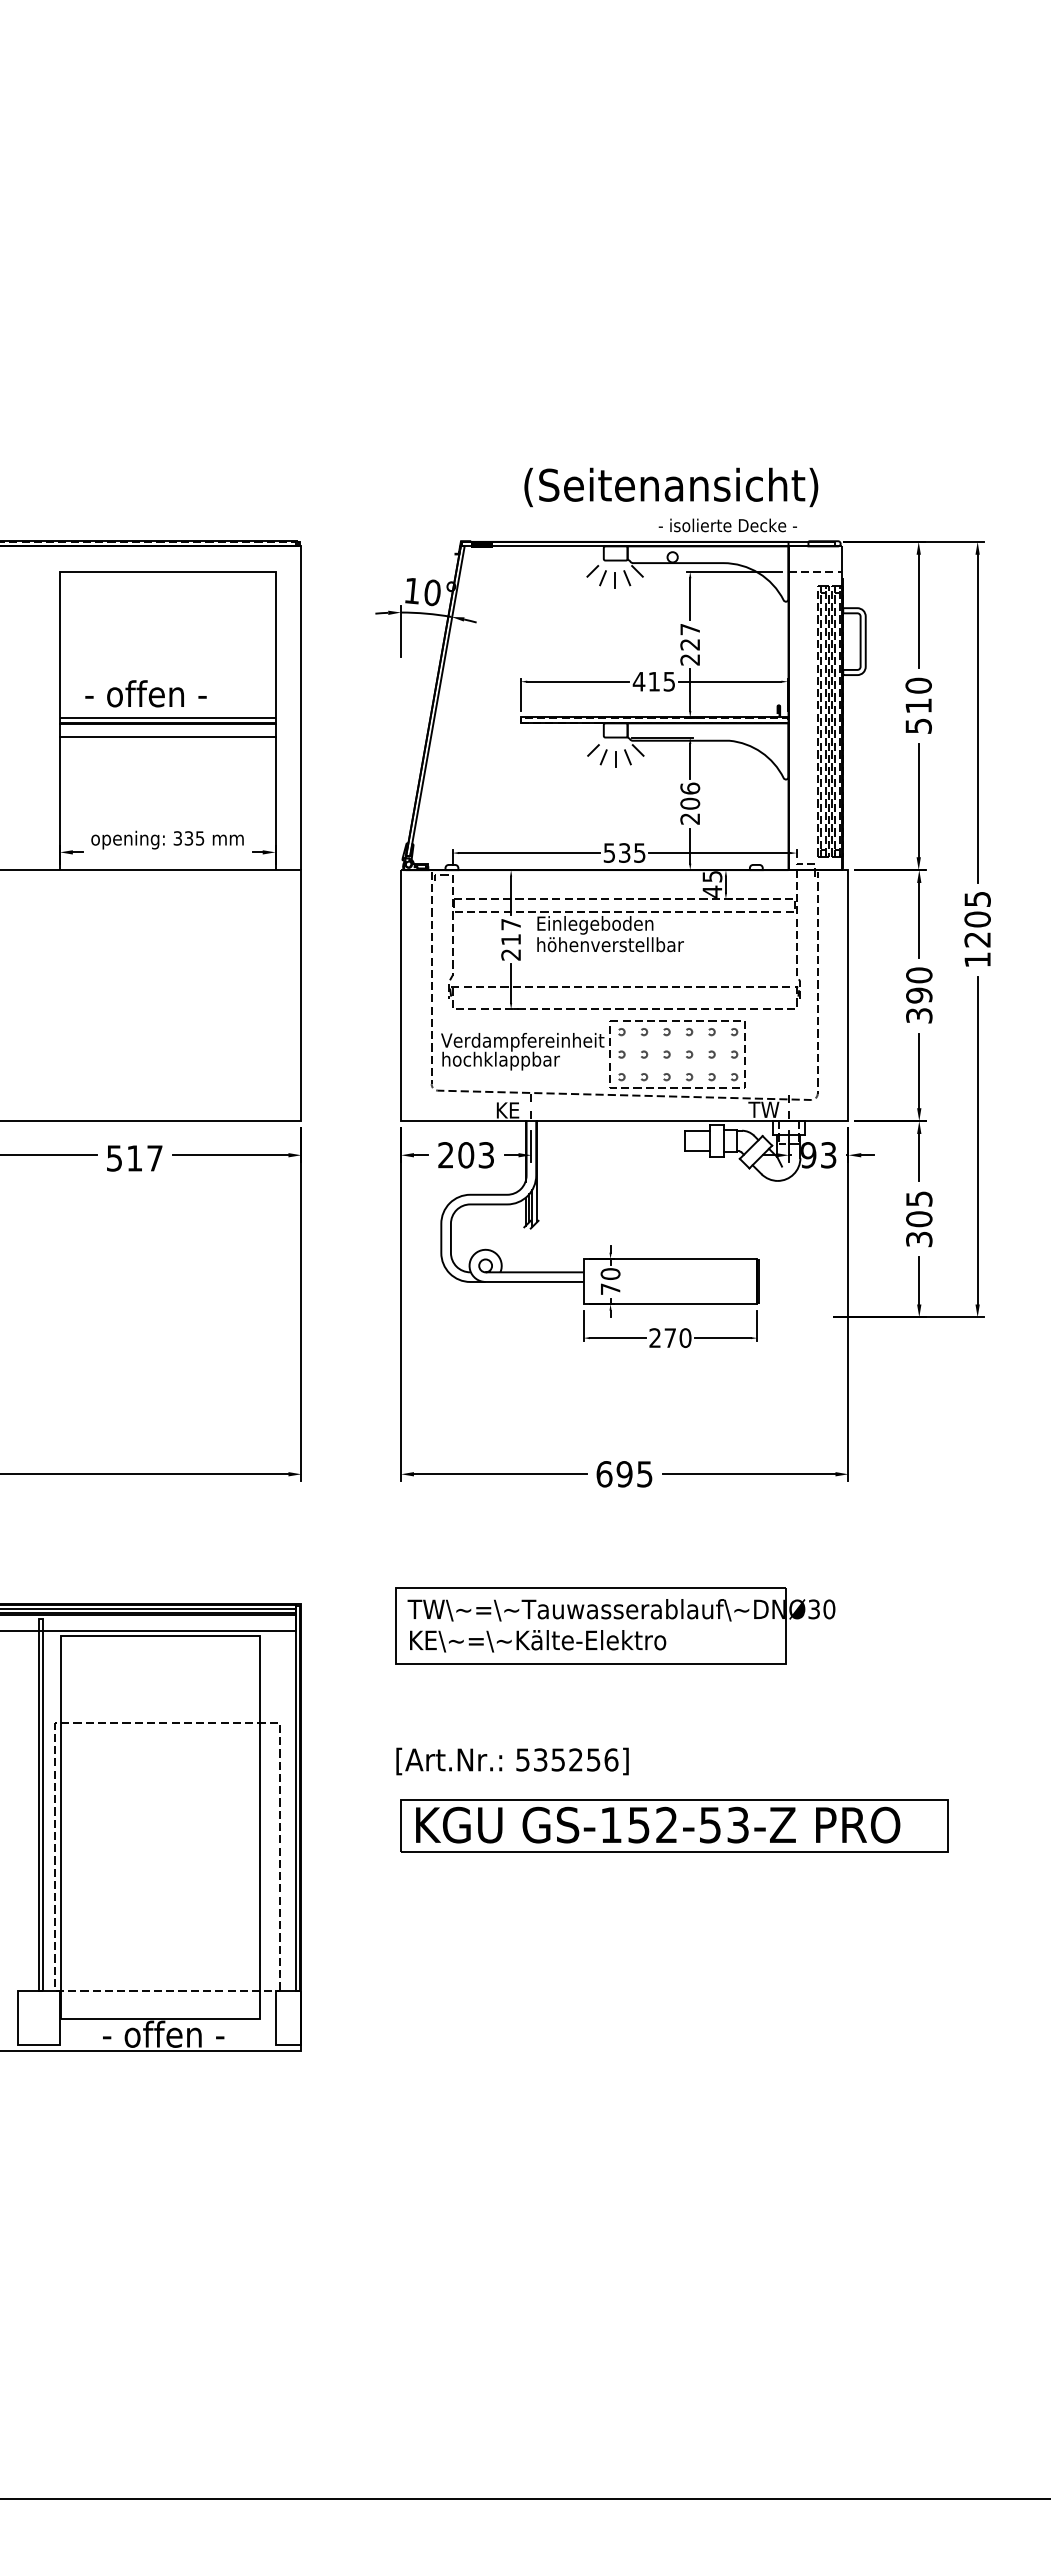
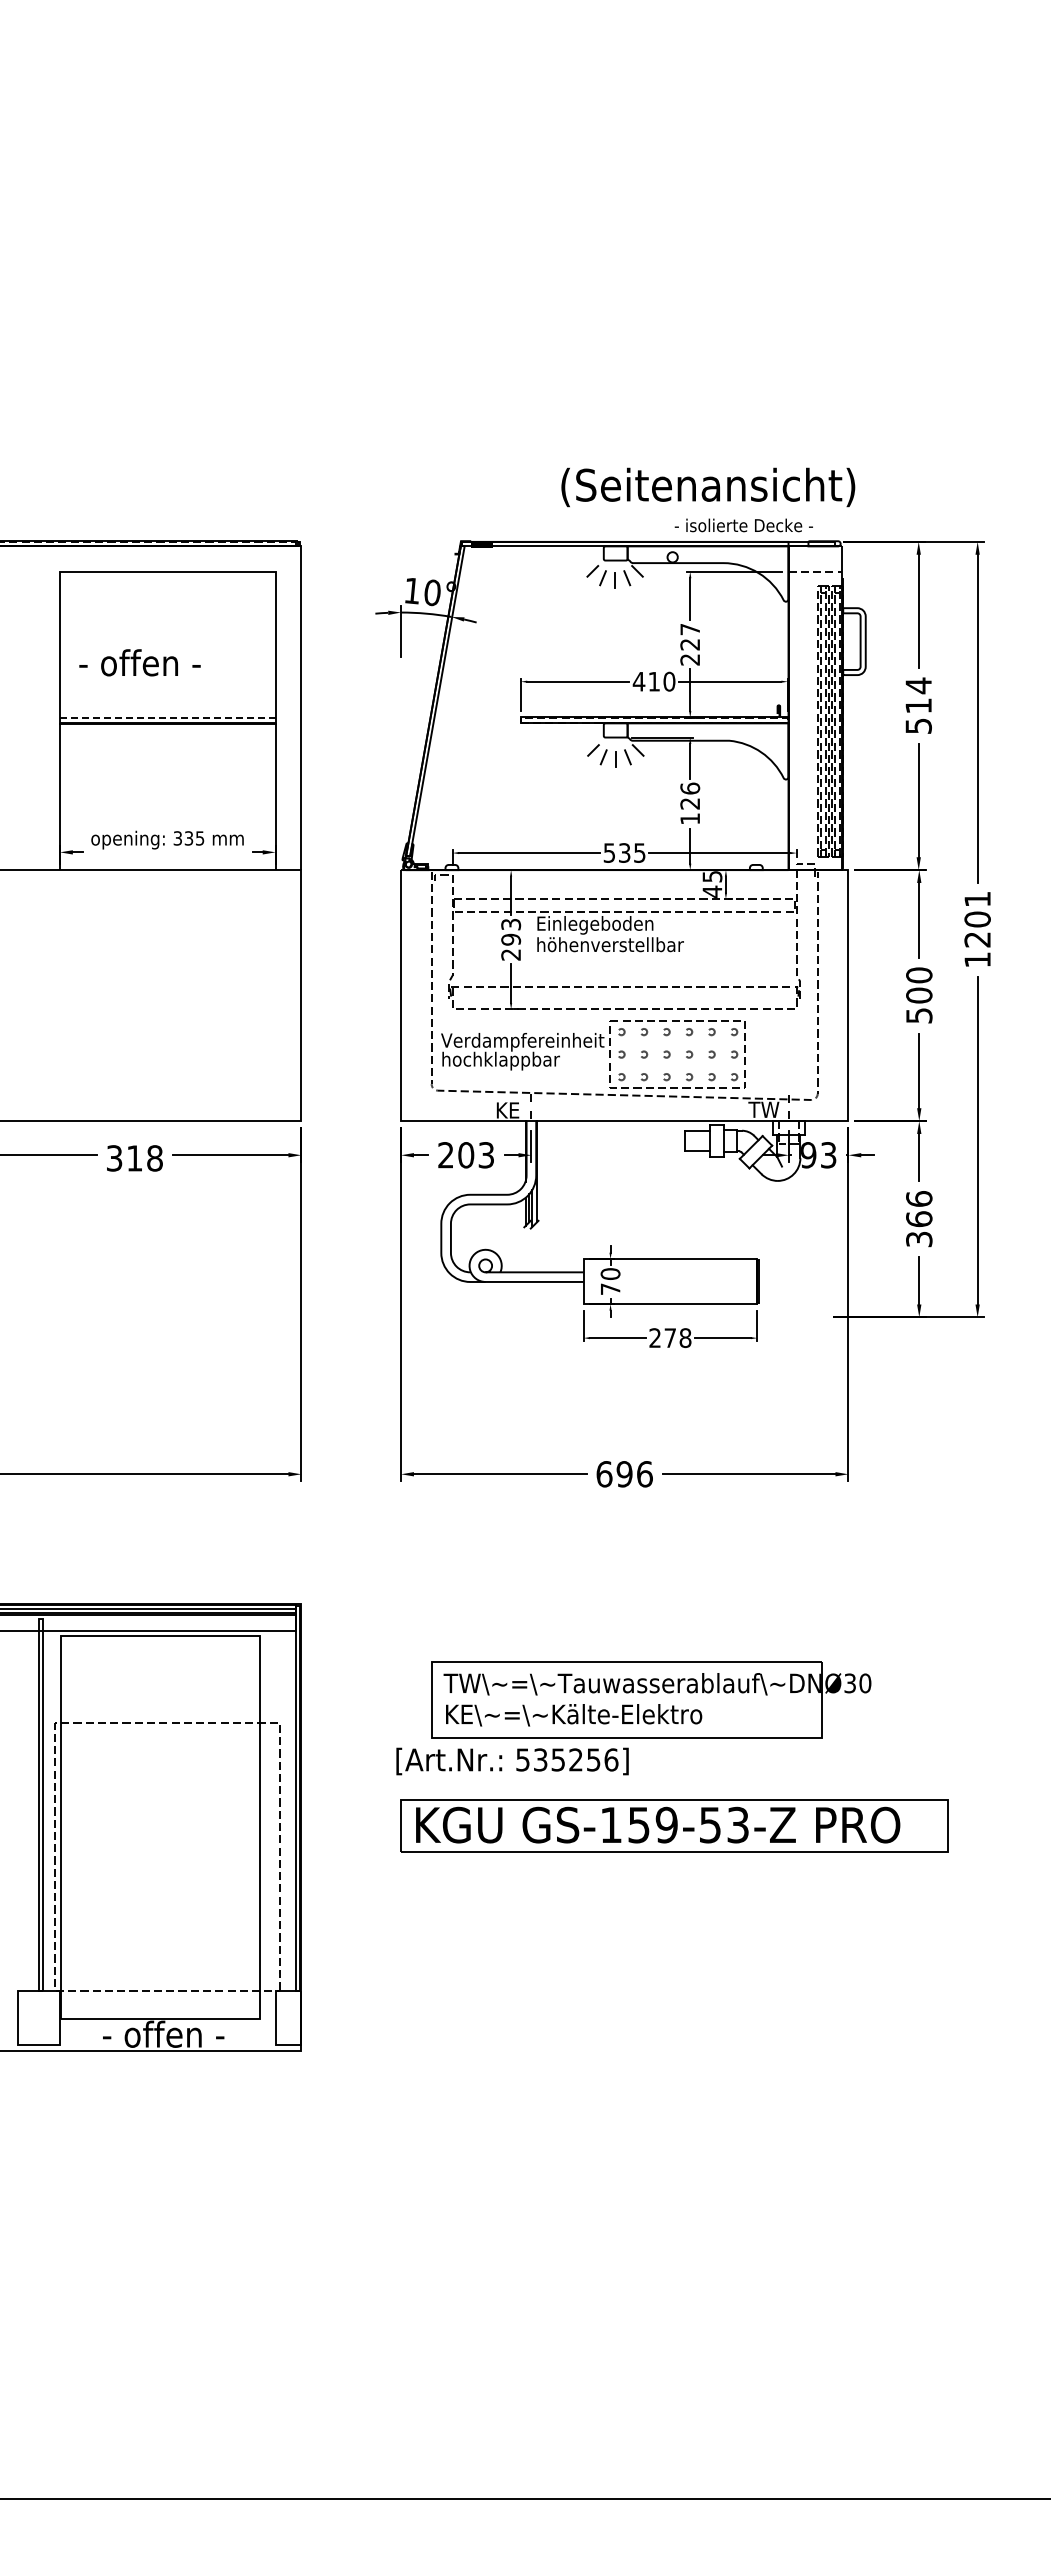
text position: (671, 487) -> (708, 487) (708, 487)
text position: (727, 525) -> (743, 525) (743, 525)
text: 415 -> 410 (669, 681)
text: 510 -> 514 (918, 685)
text position: (145, 693) -> (139, 662) (139, 662)
line: solid -> dashed (167, 717)
line: present -> none (167, 736)
text: 206 -> 126 (690, 810)
text: 1205 -> 1201 (977, 899)
text: 217 -> 293 (511, 932)
text: 390 -> 500 (919, 1004)
text: 517 -> 318 (134, 1158)
text: 305 -> 366 (919, 1209)
text: 270 -> 278 (685, 1337)
text: 695 -> 696 (644, 1474)
part position: (615, 1625) -> (651, 1699) (651, 1699)
text: GS-152-53-Z -> GS-159-53-Z (666, 1825)
